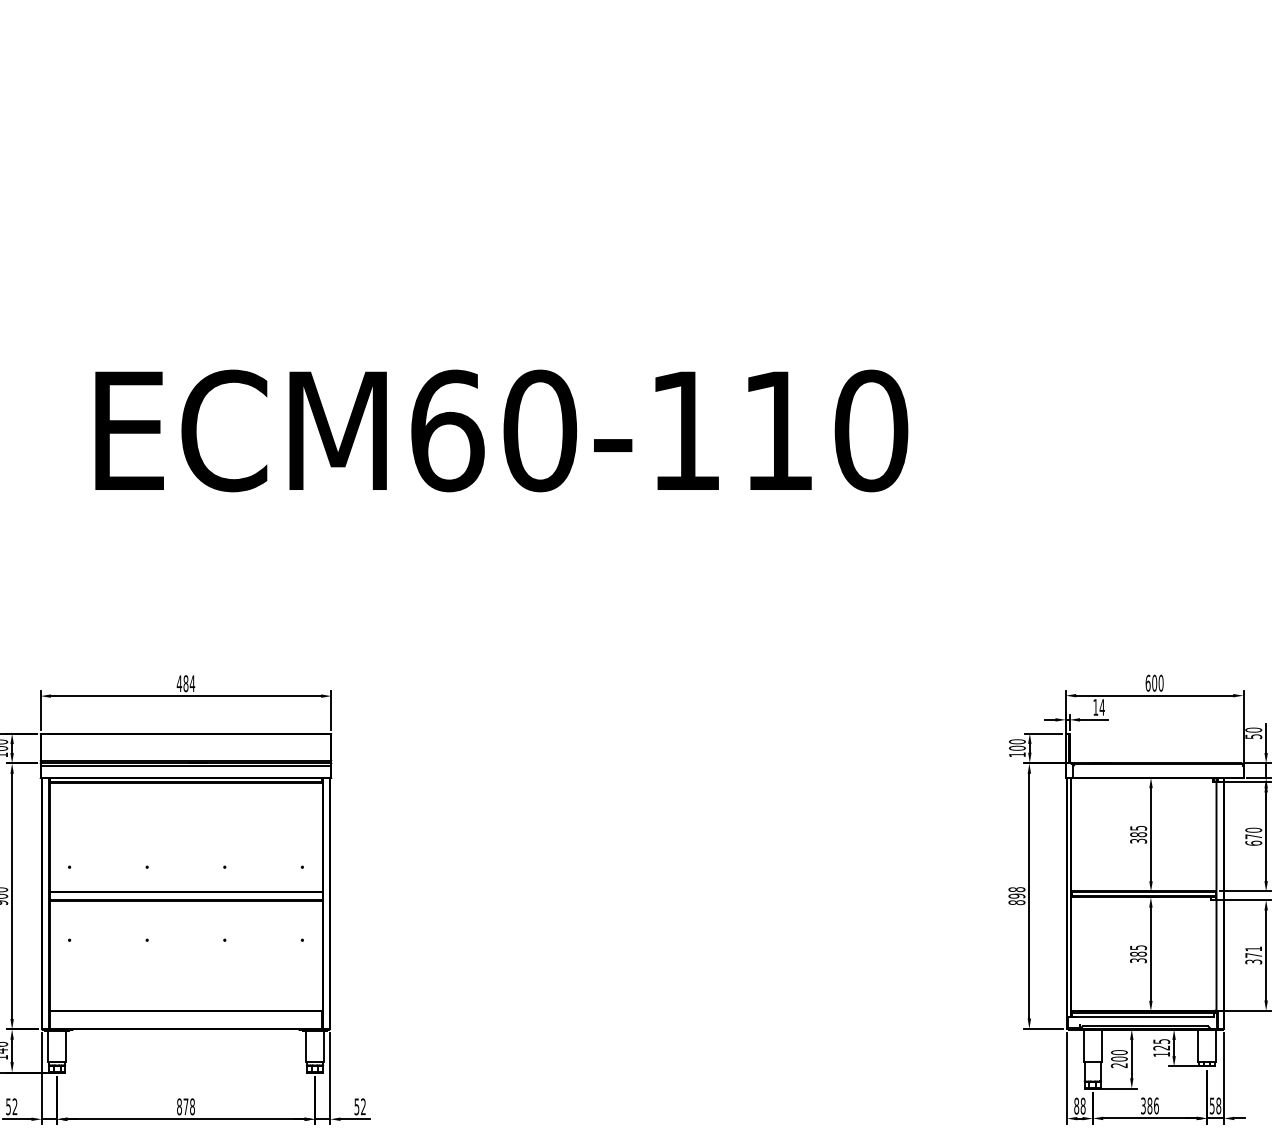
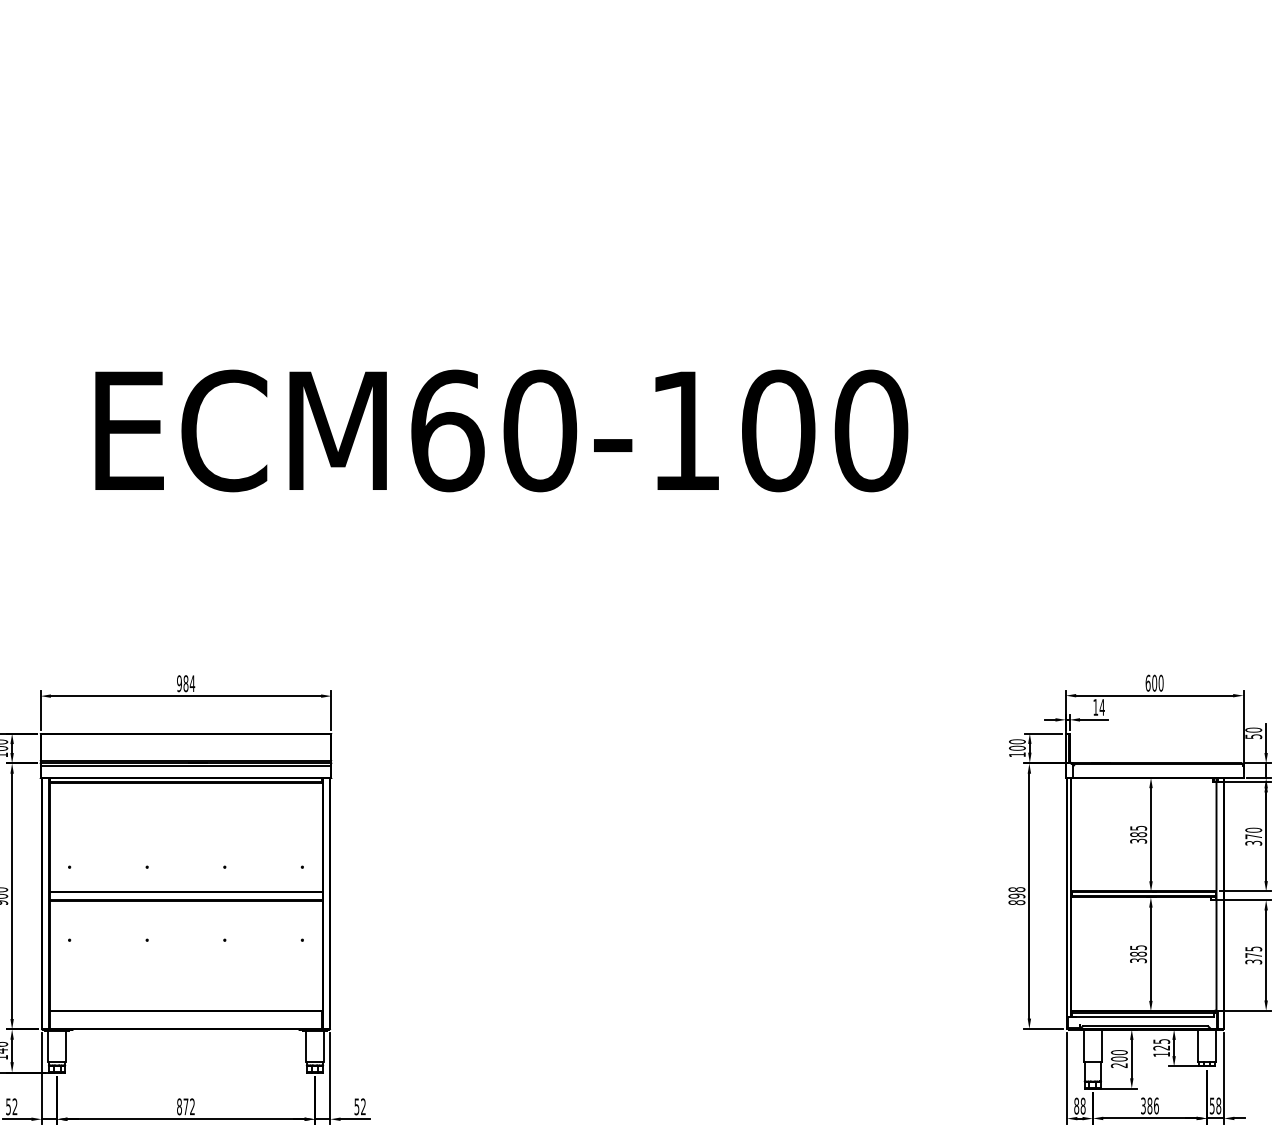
text: ECM60-110 -> ECM60-100 (778, 430)
text: 484 -> 984 (179, 683)
text: 670 -> 370 (1253, 842)
text: 371 -> 375 (1253, 948)
text: 878 -> 872 (192, 1106)
